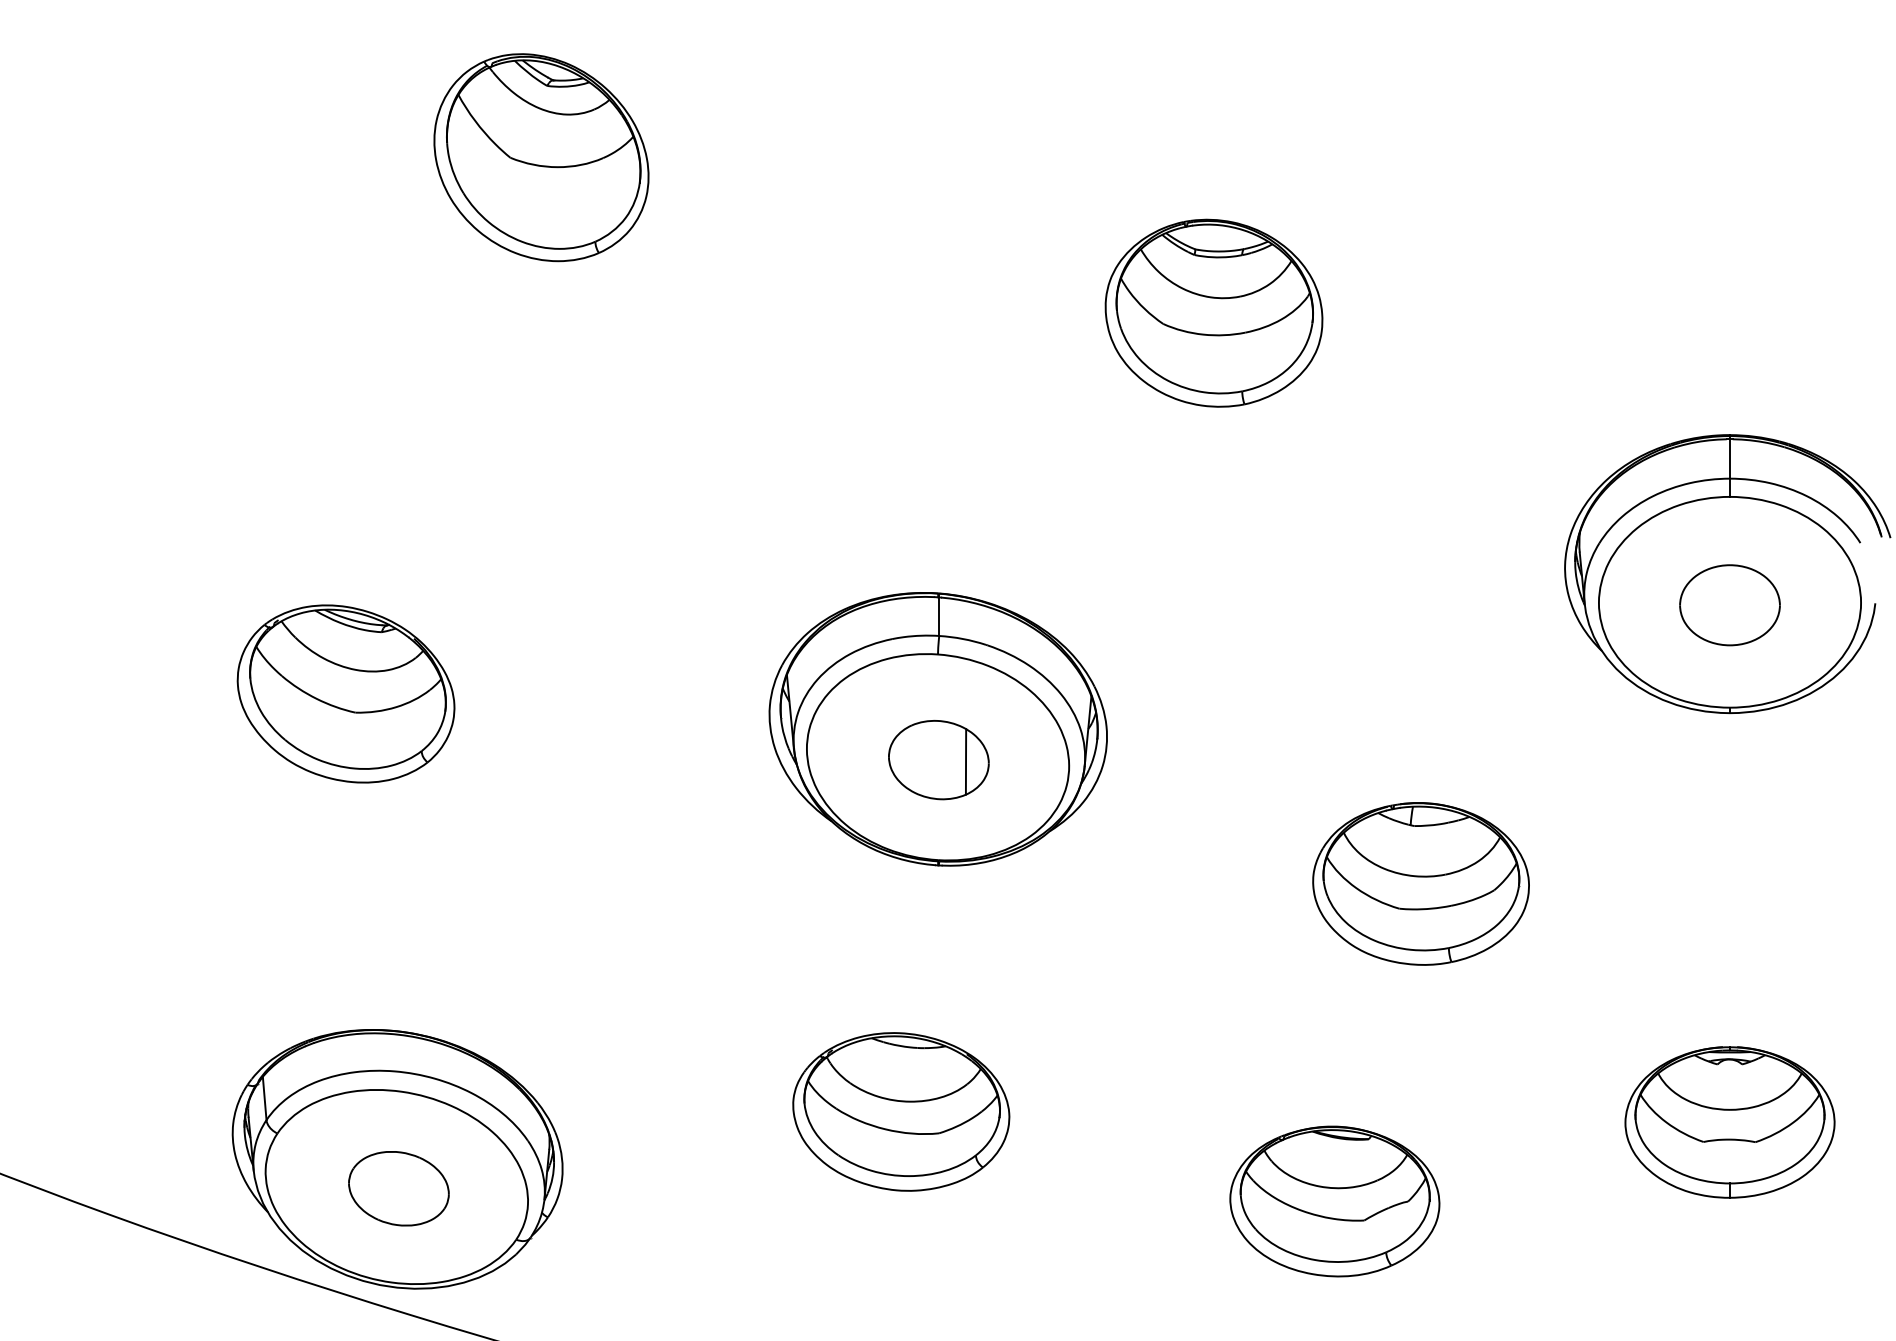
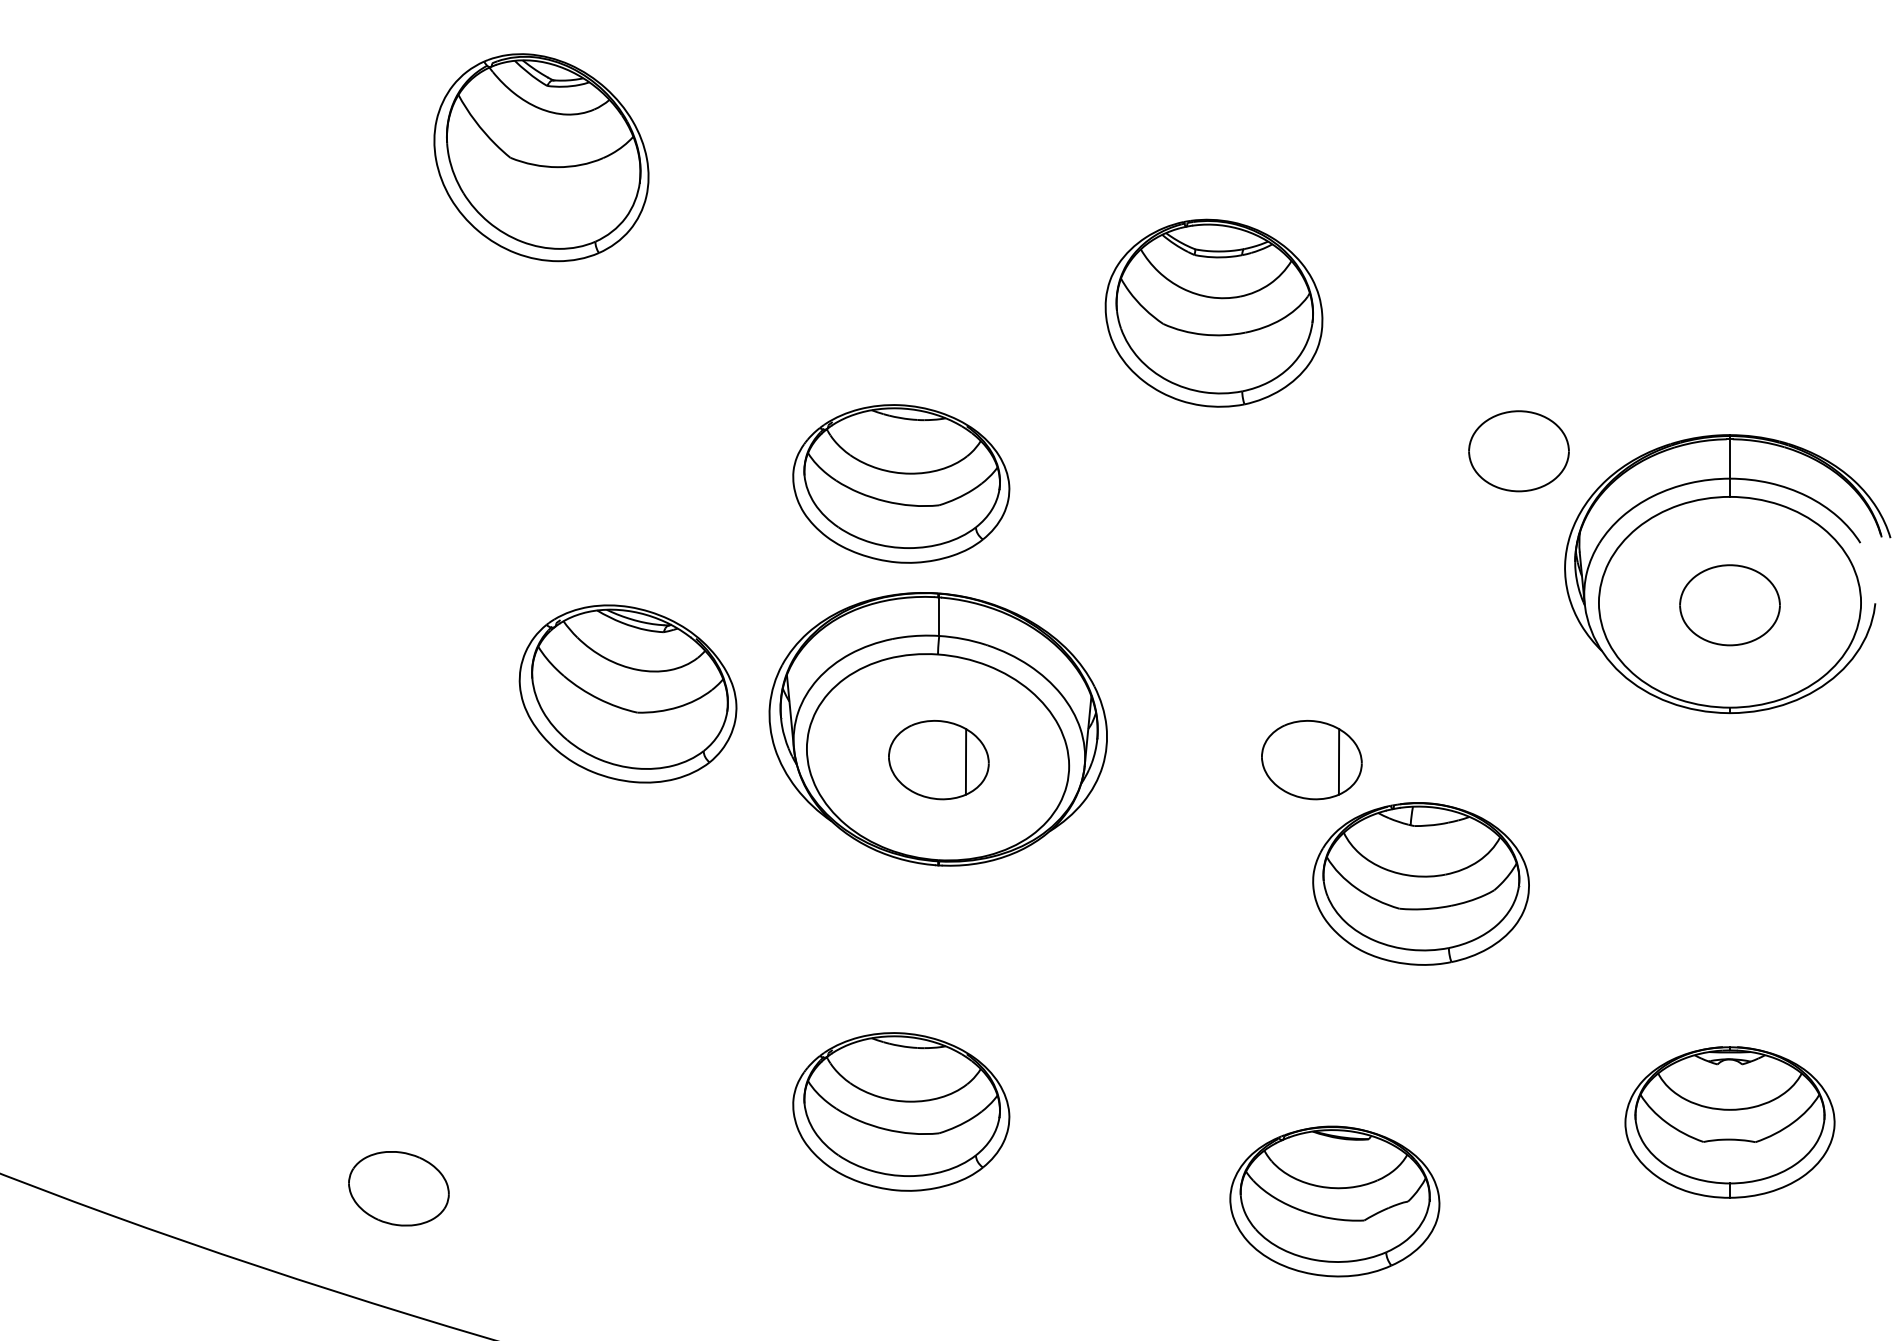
part: none -> present (1518, 451)
part: none -> present (901, 483)
part position: (345, 693) -> (627, 693) (627, 693)
part: none -> present (1311, 760)
part: present -> none (397, 1159)
